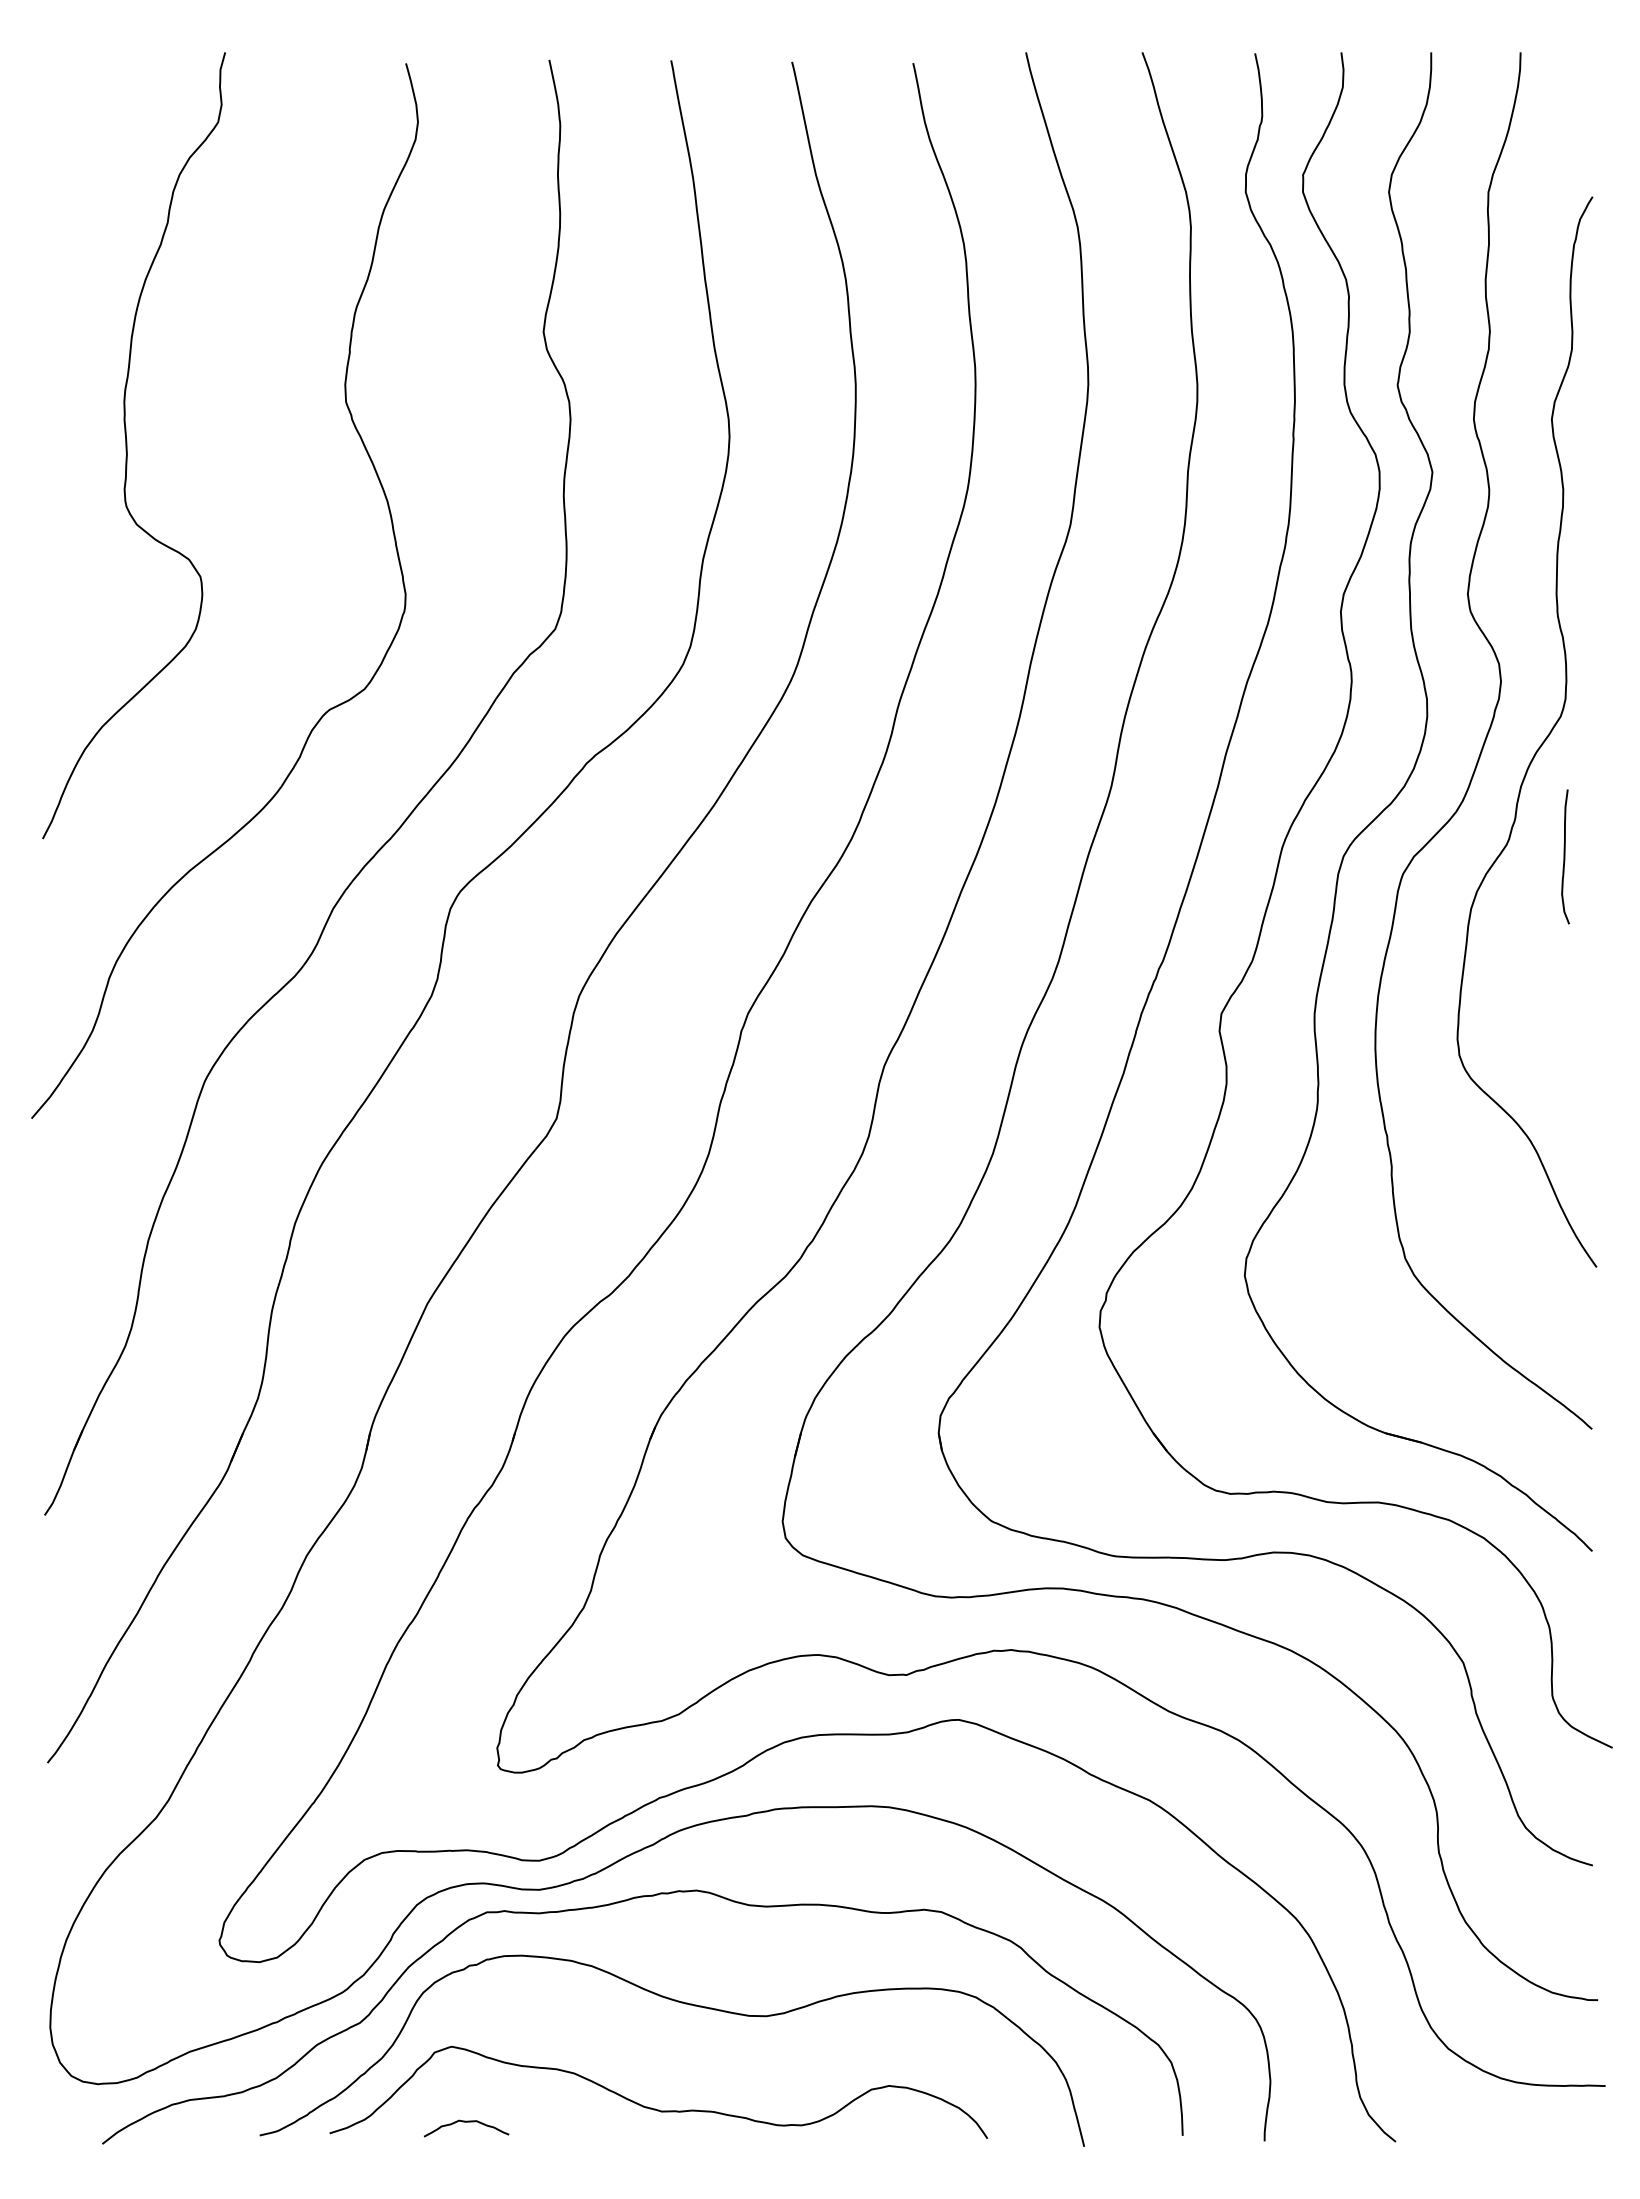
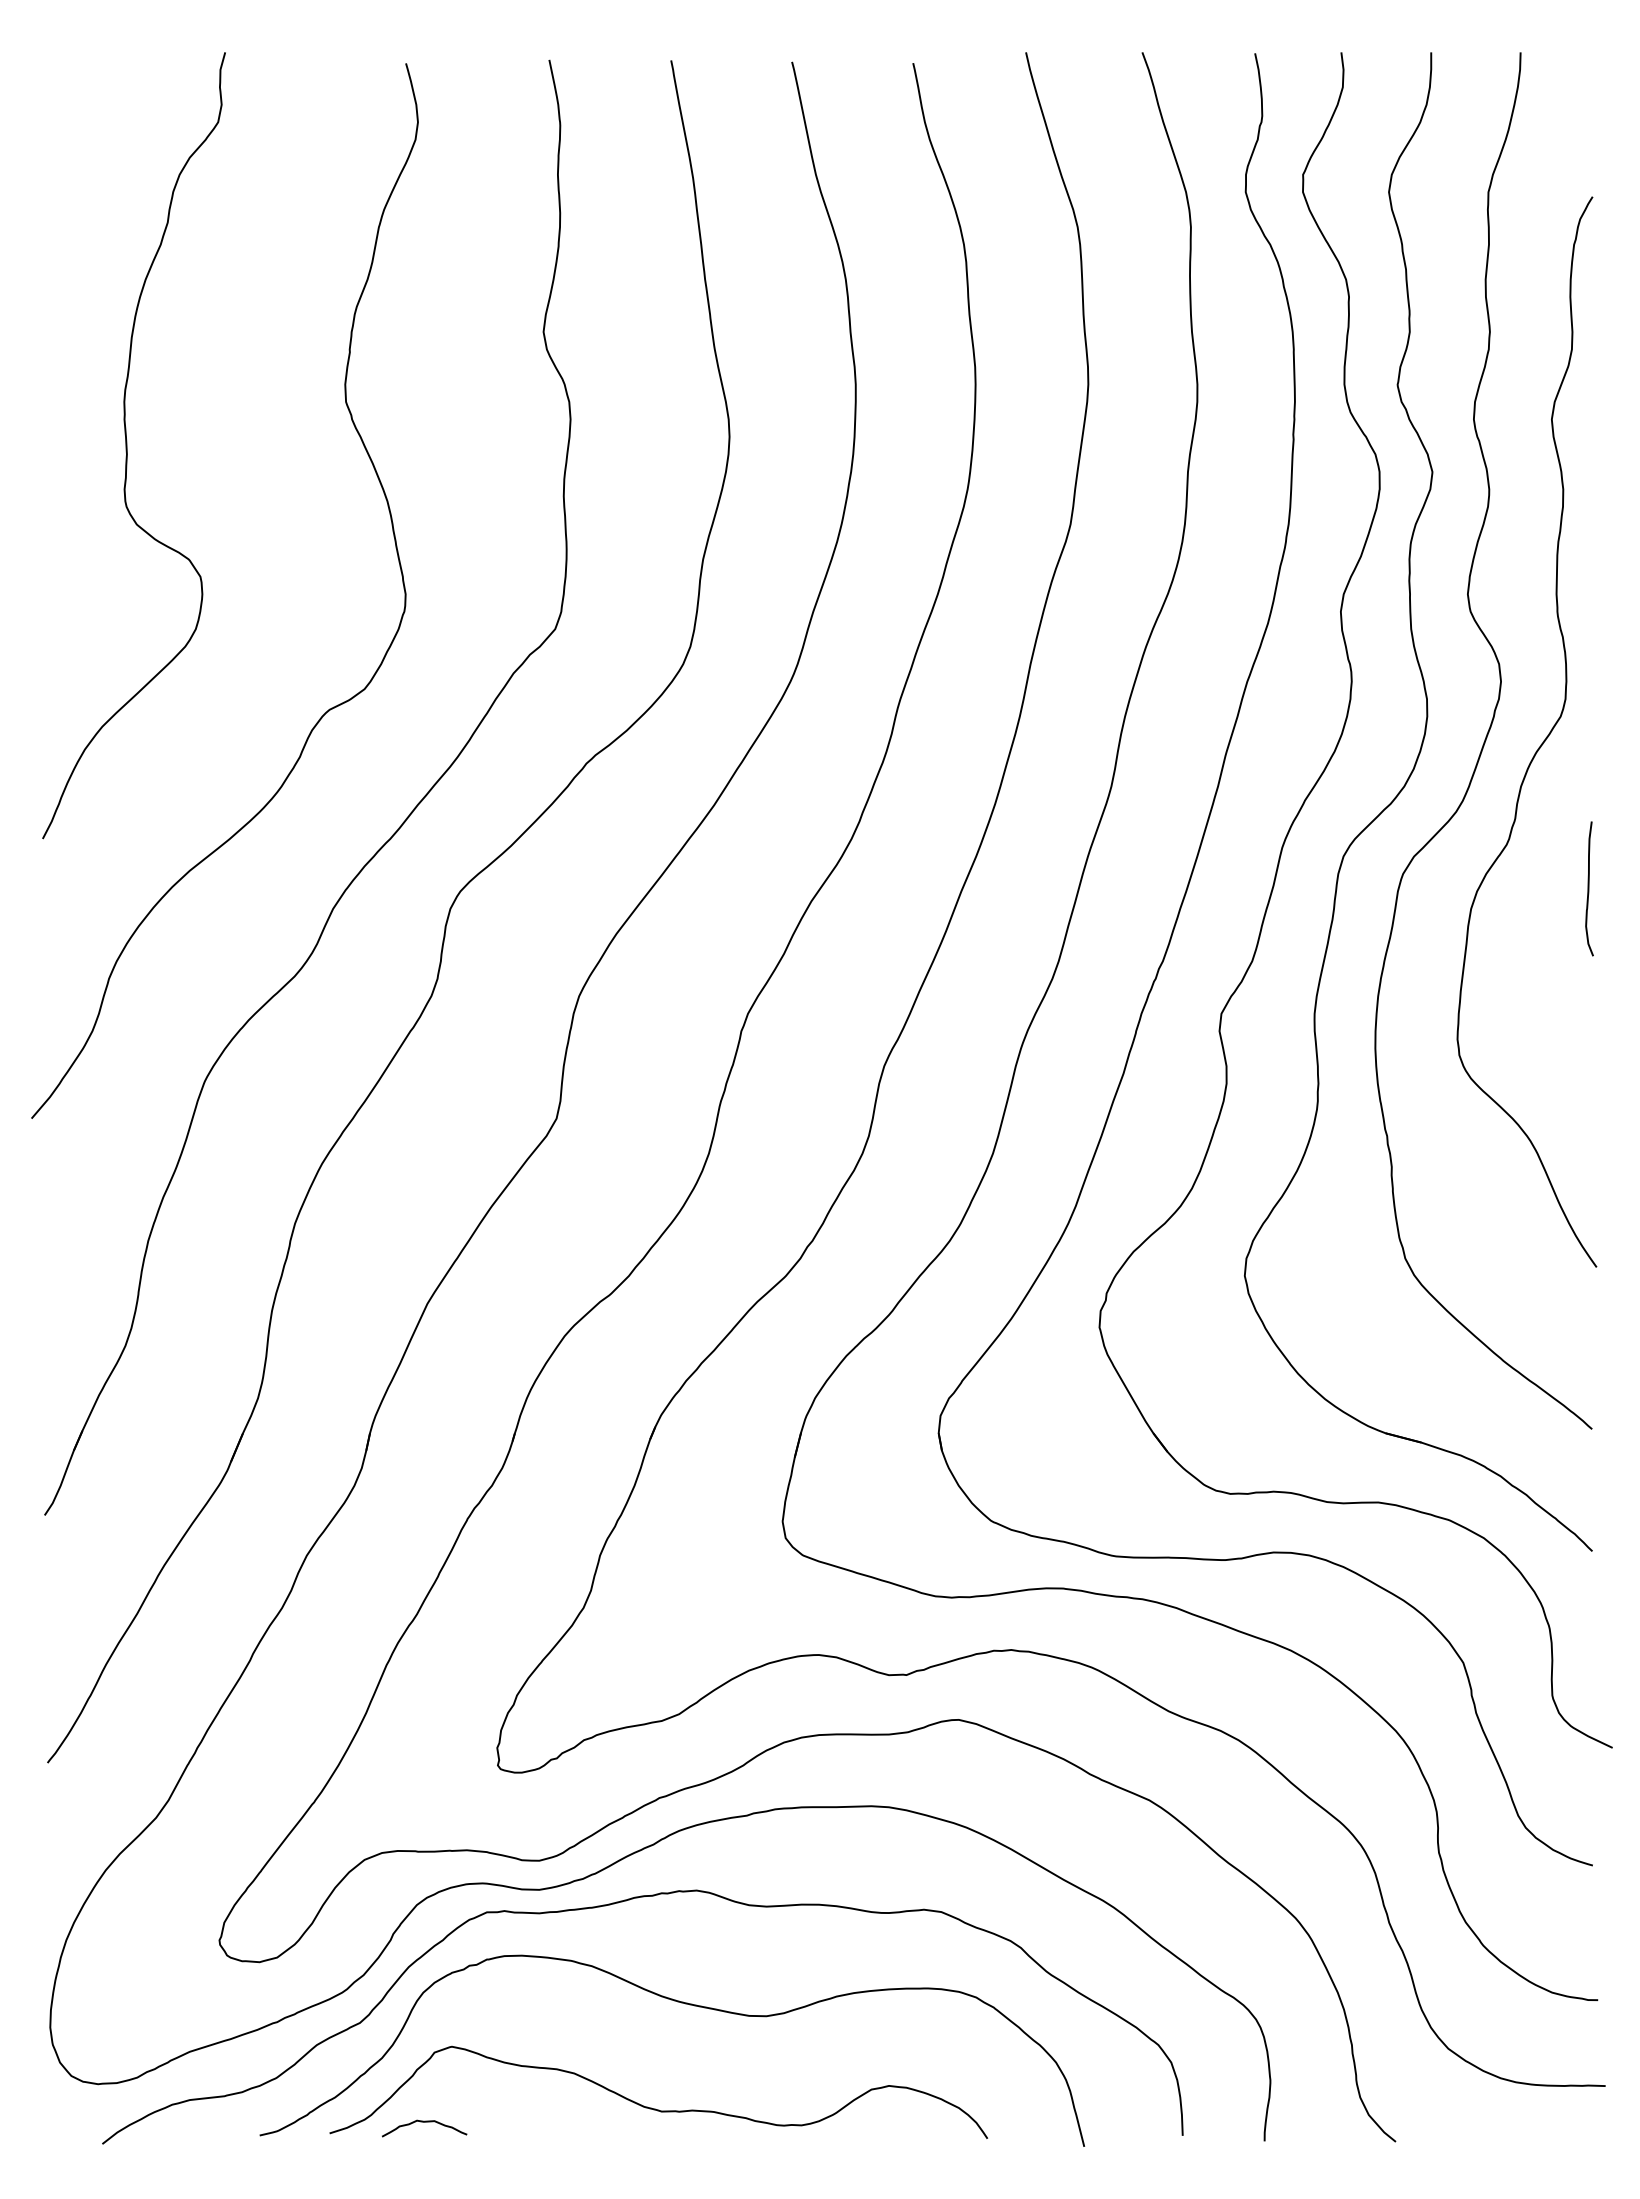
curve position: (1565, 856) -> (1589, 888) (1589, 888)
curve position: (466, 2122) -> (424, 2122) (424, 2122)
